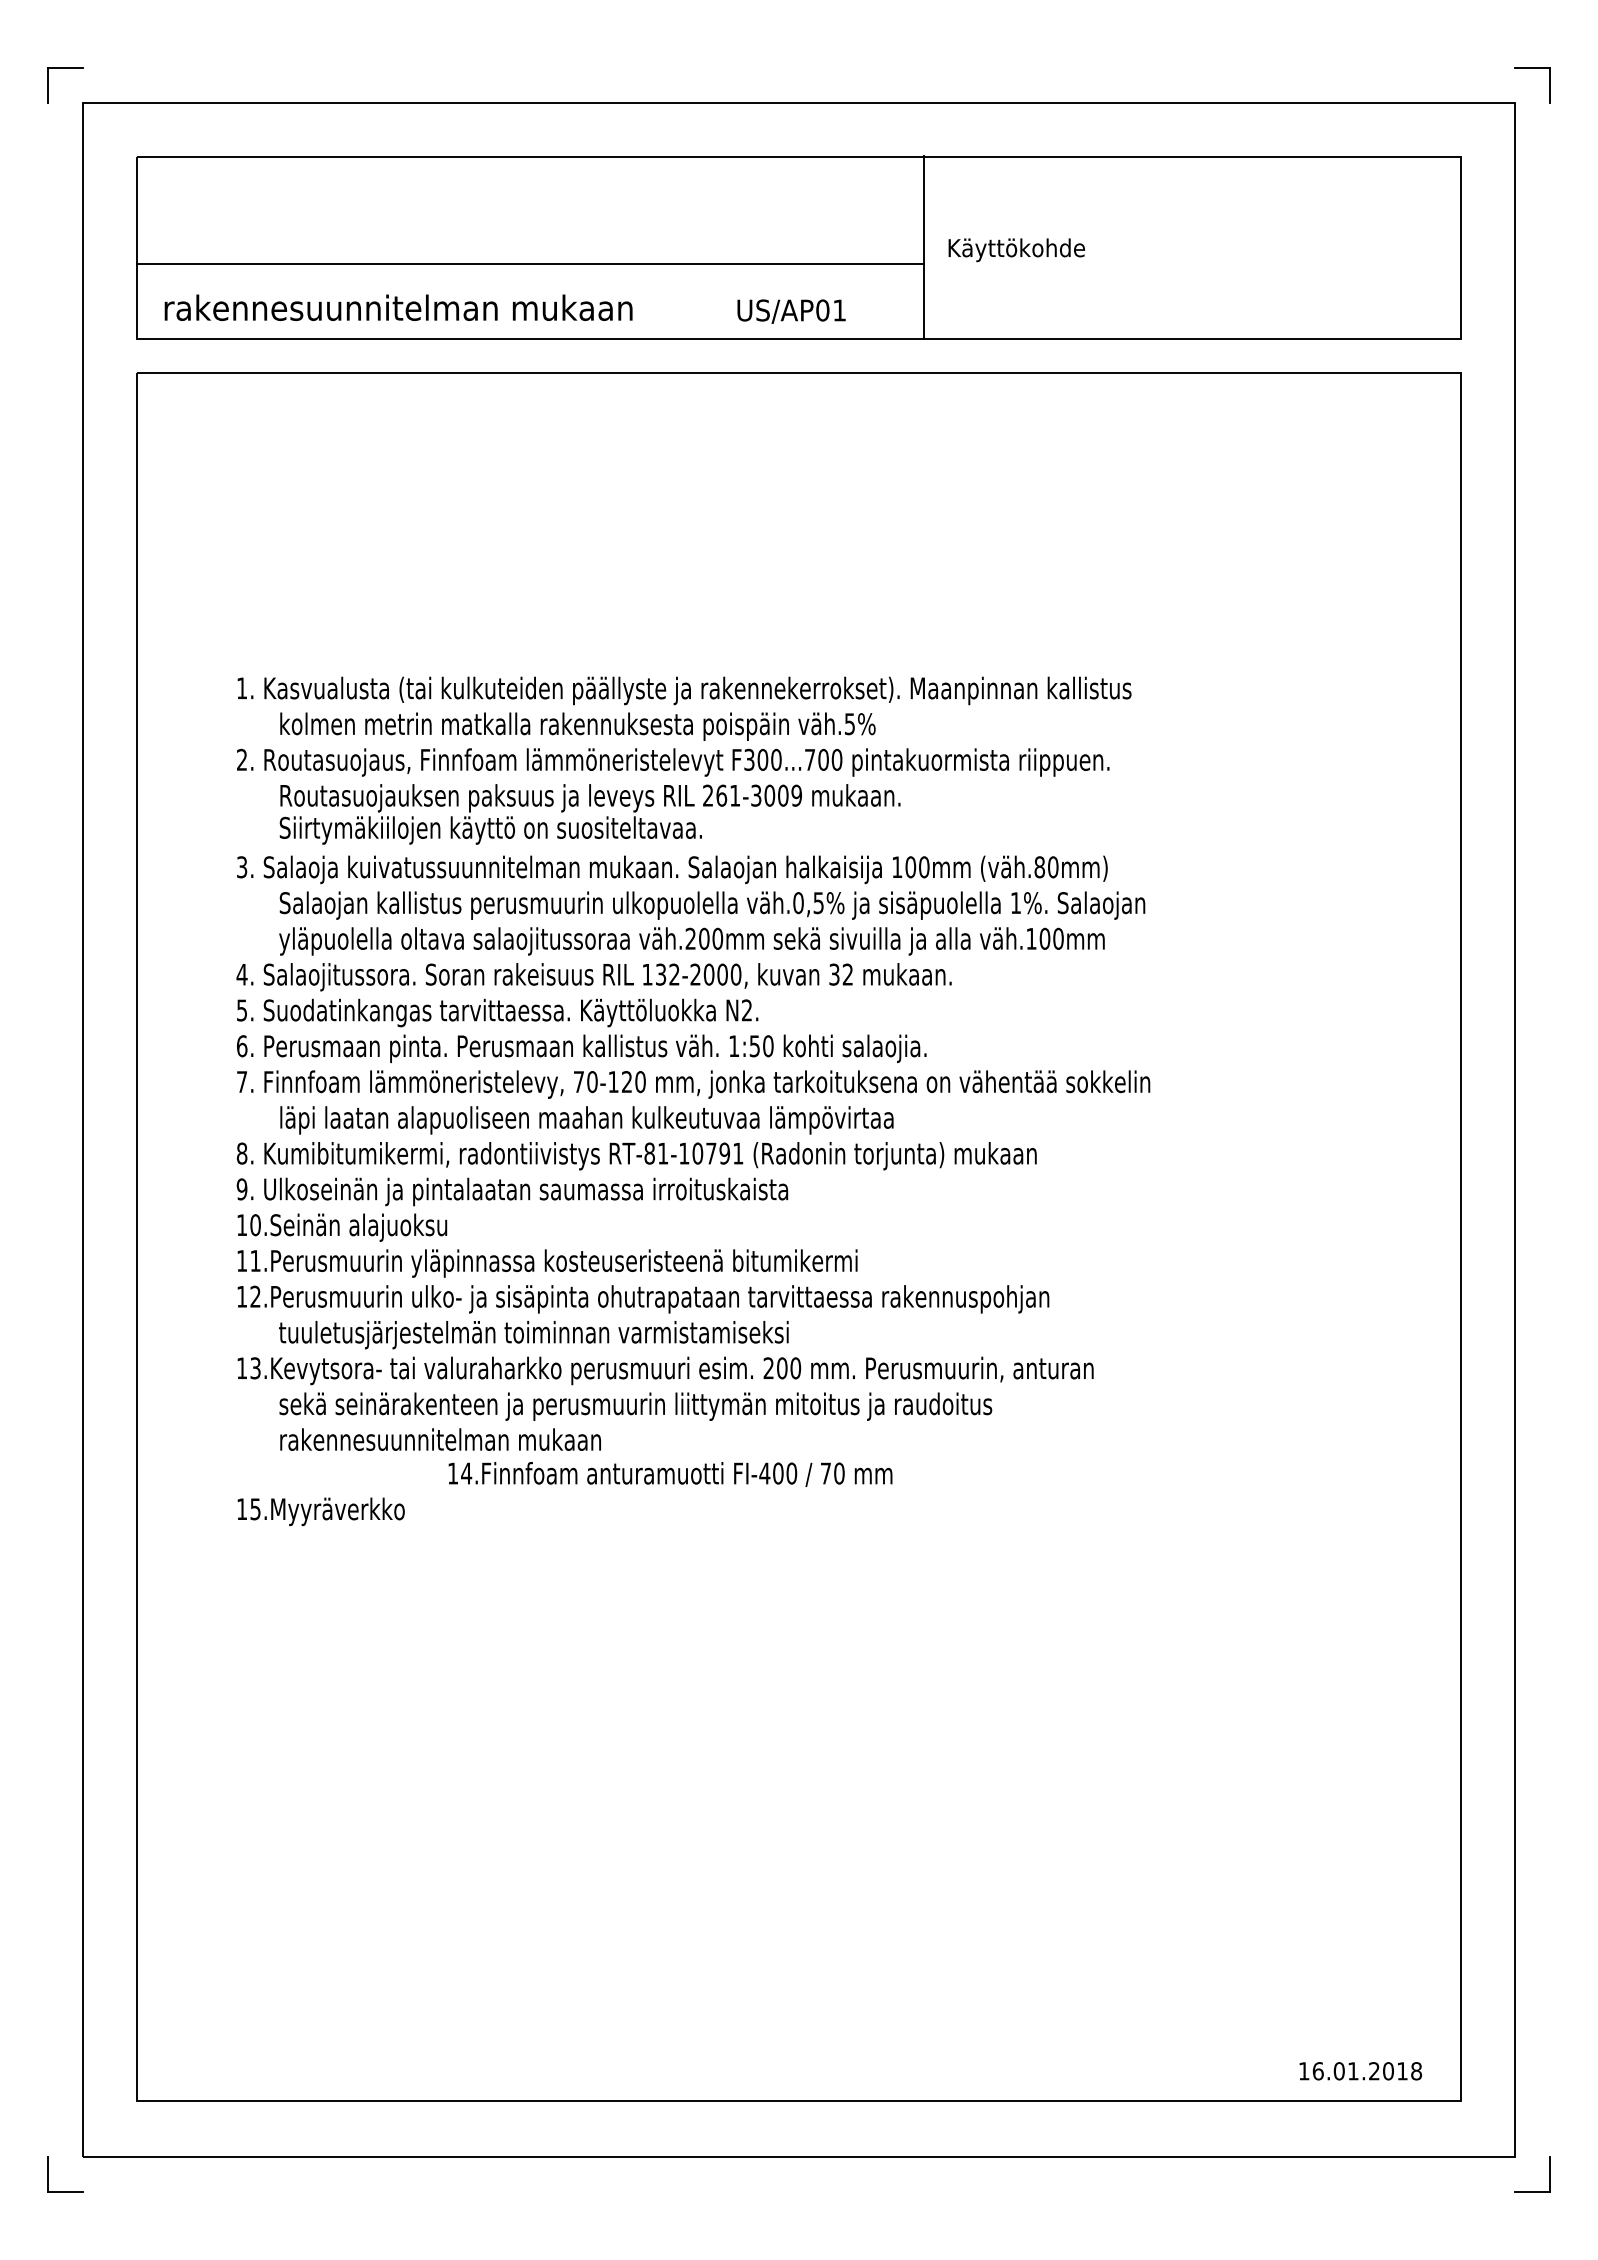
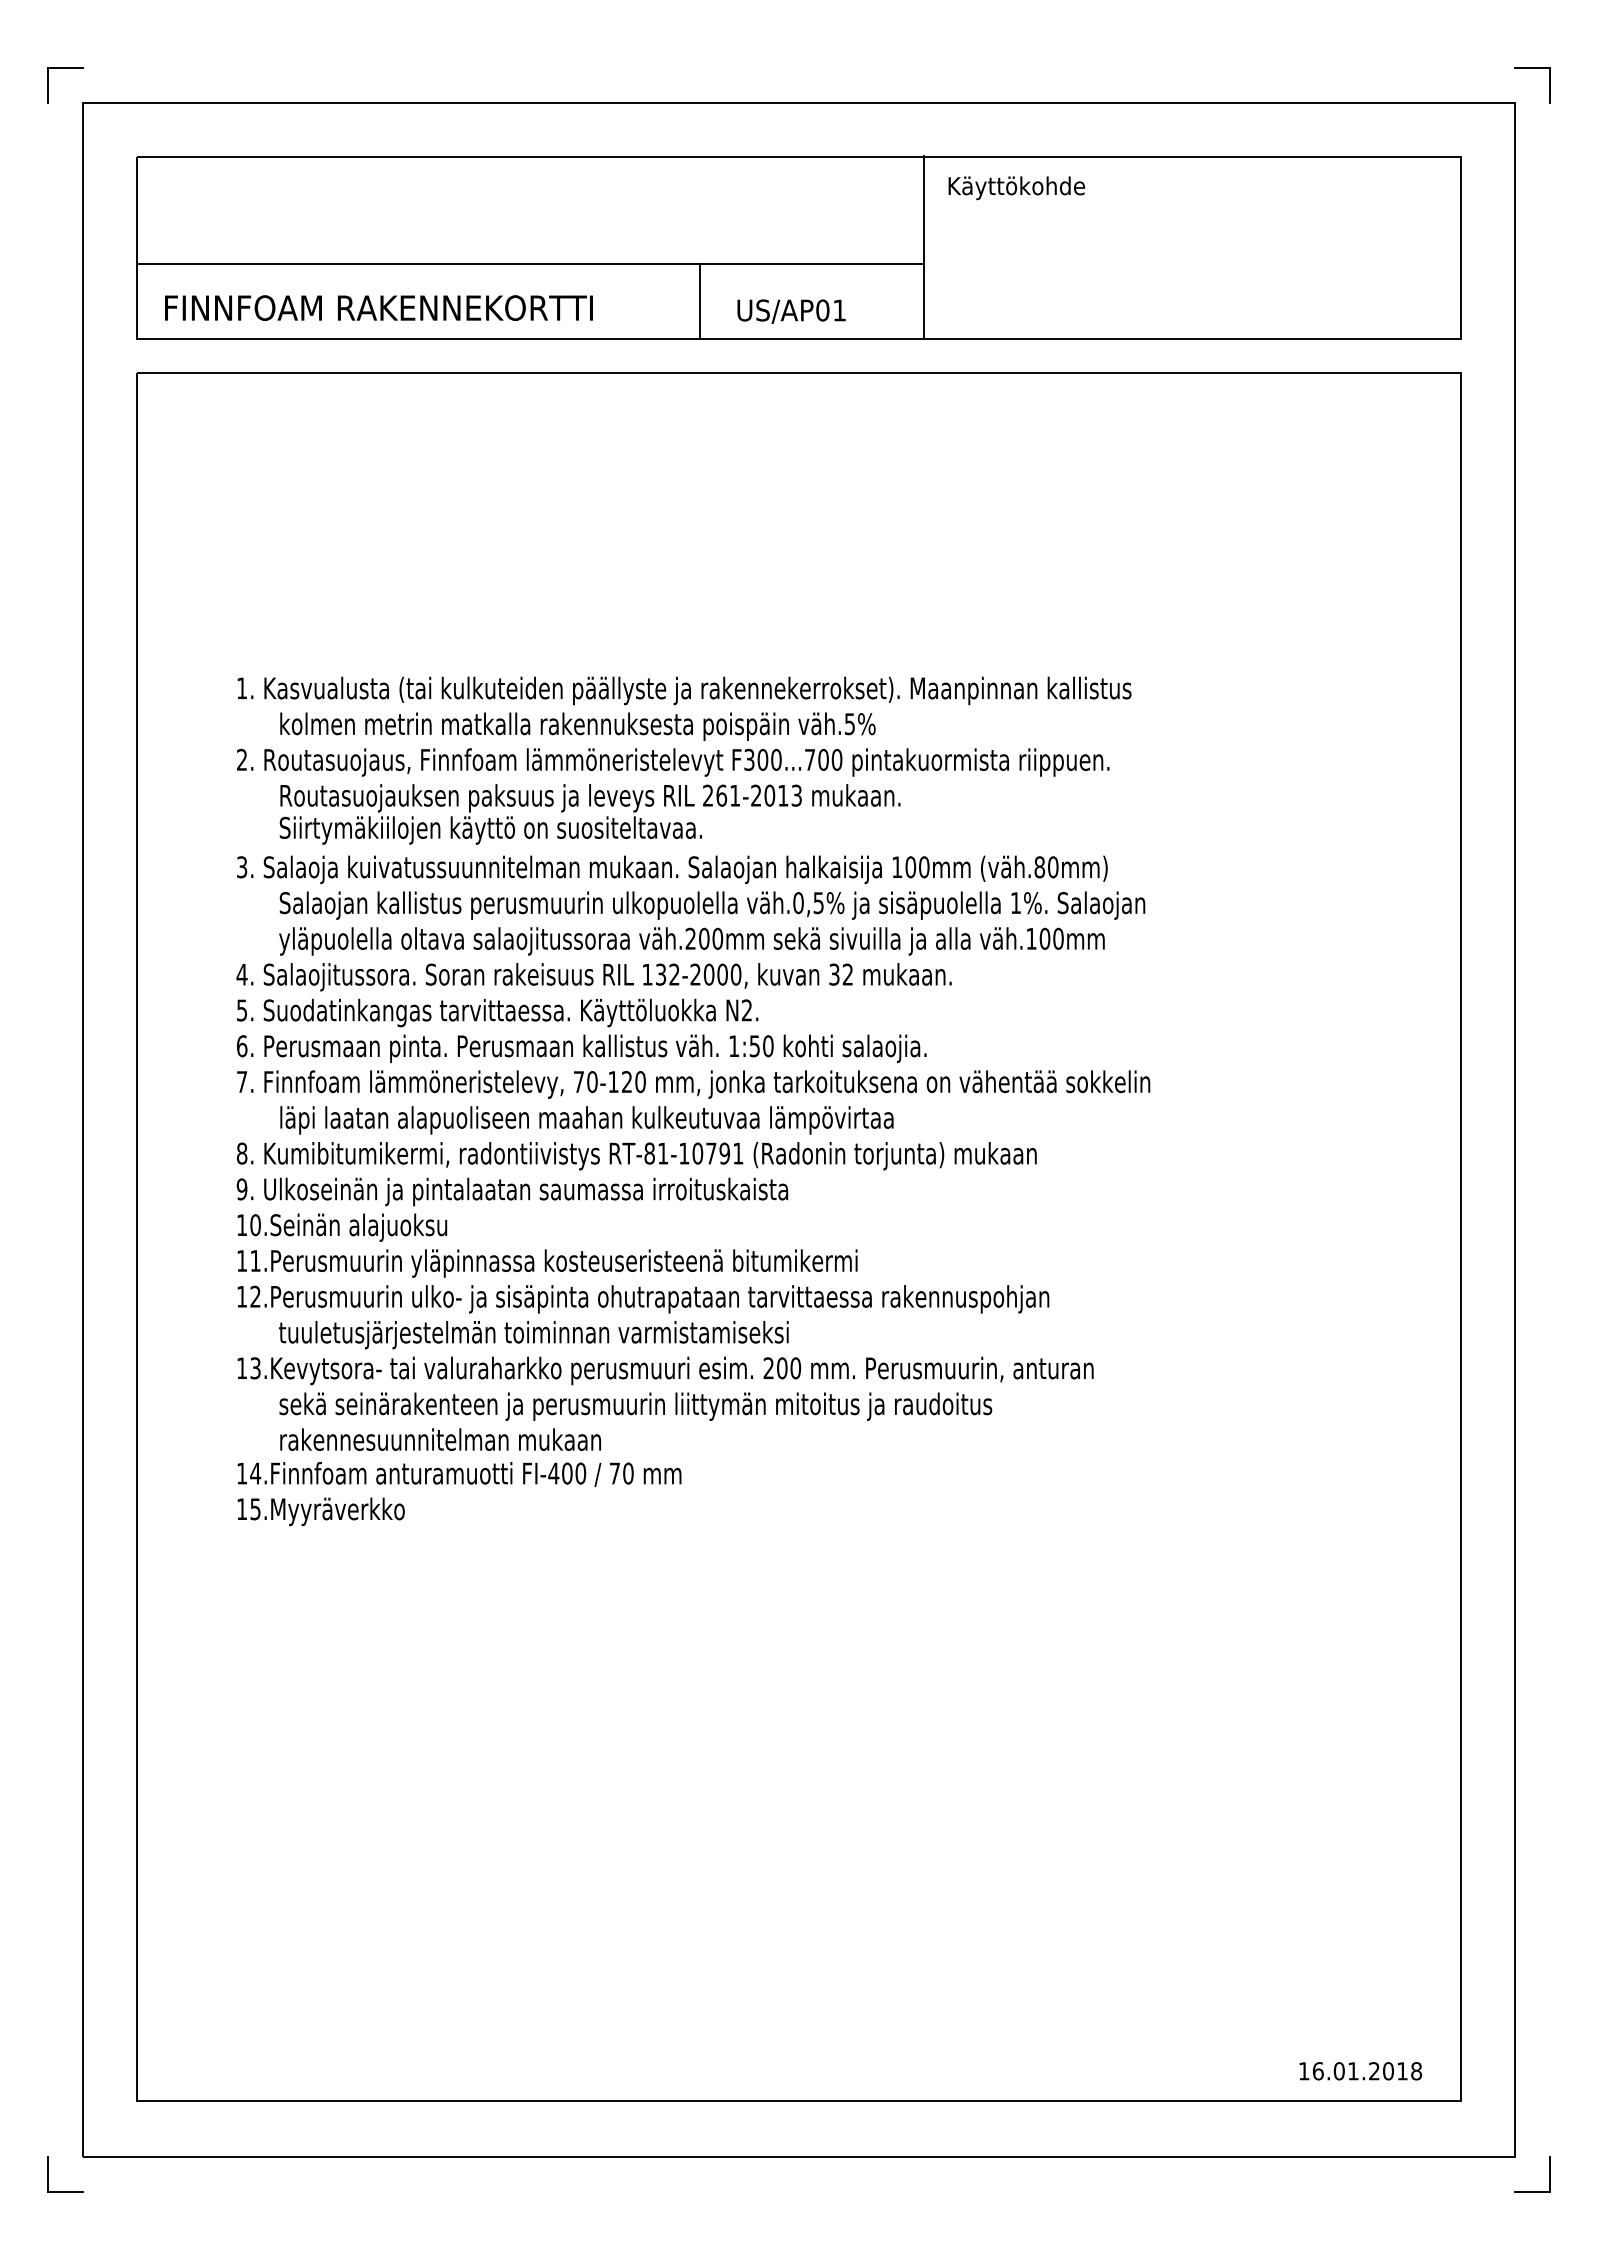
text position: (1016, 250) -> (1016, 188) (1016, 188)
line: none -> present (700, 300)
text: rakennesuunnitelman mukaan -> FINNFOAM RAKENNEKORTTI (398, 307)
text: 261-3009 -> 261-2013 (776, 795)
text position: (670, 1474) -> (459, 1474) (459, 1474)
